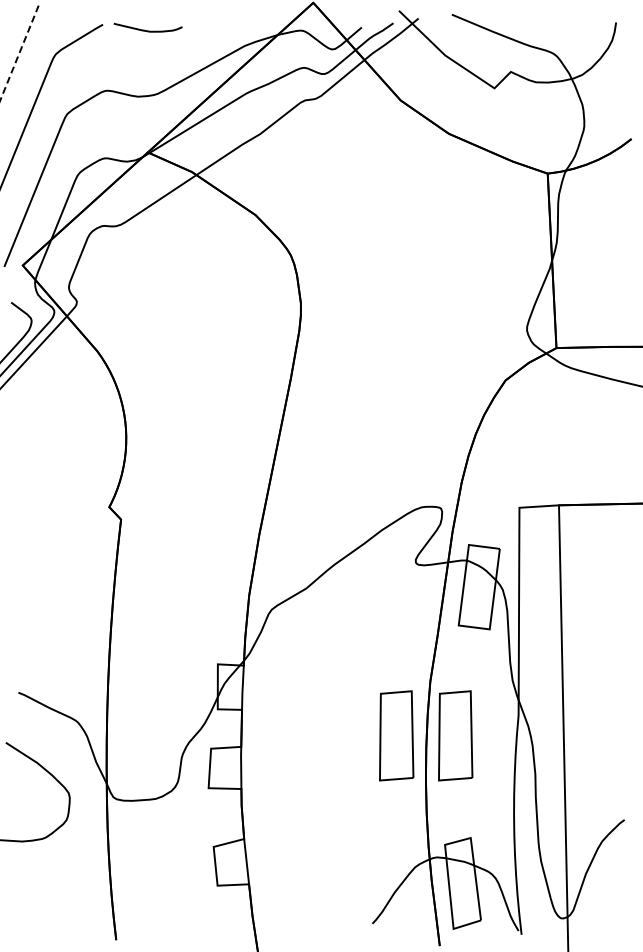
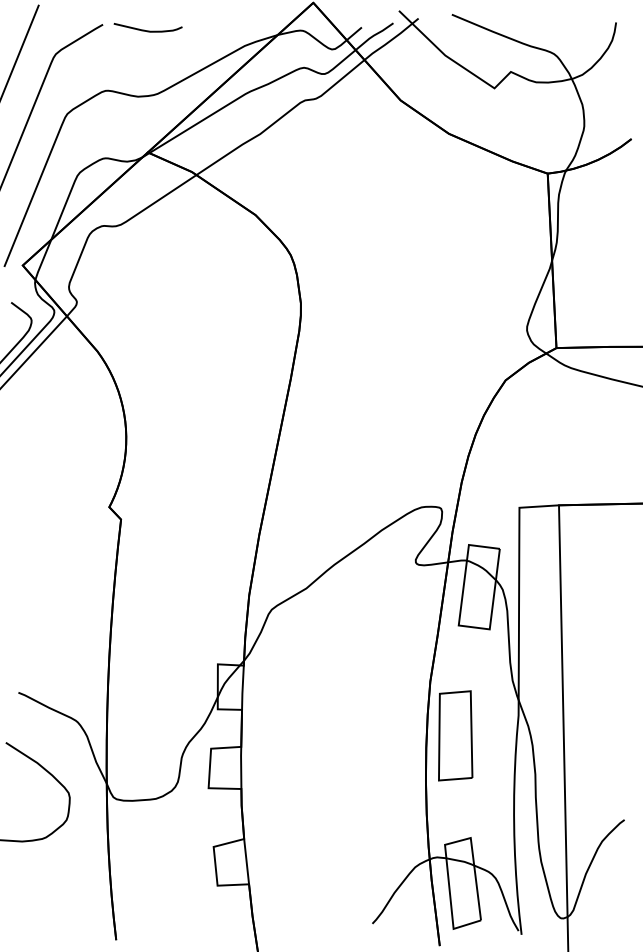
line: dashed -> solid (19, 52)
part: present -> none (396, 735)
